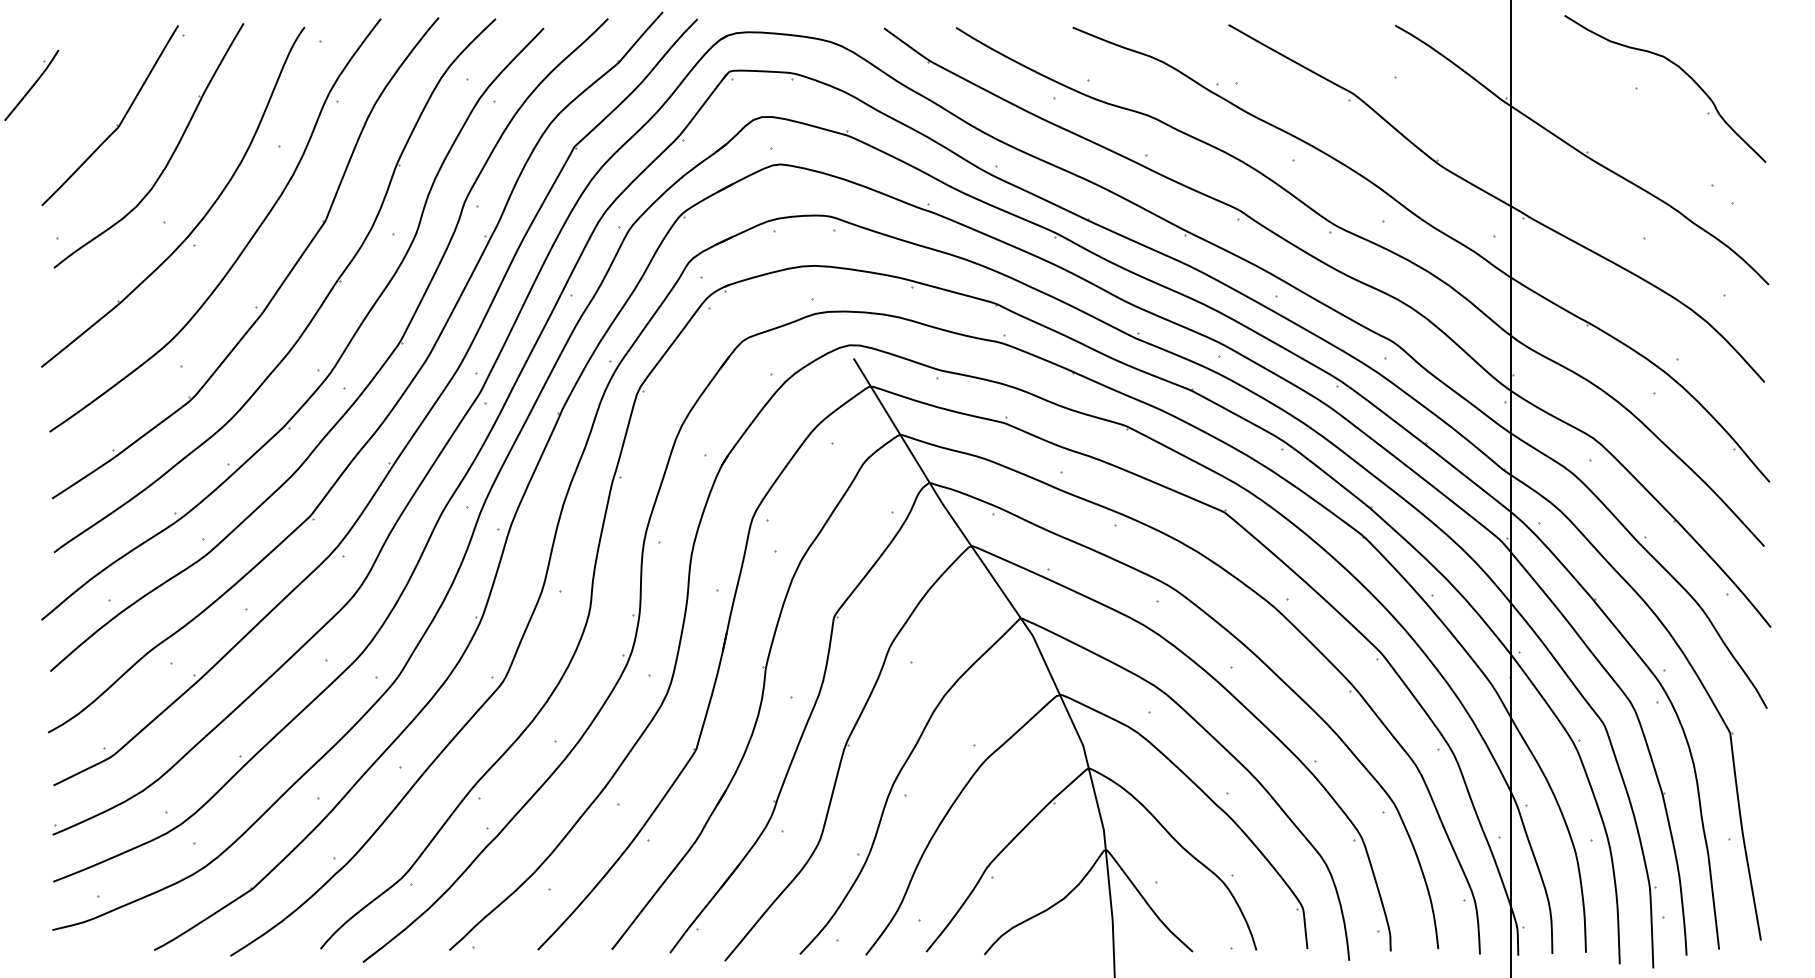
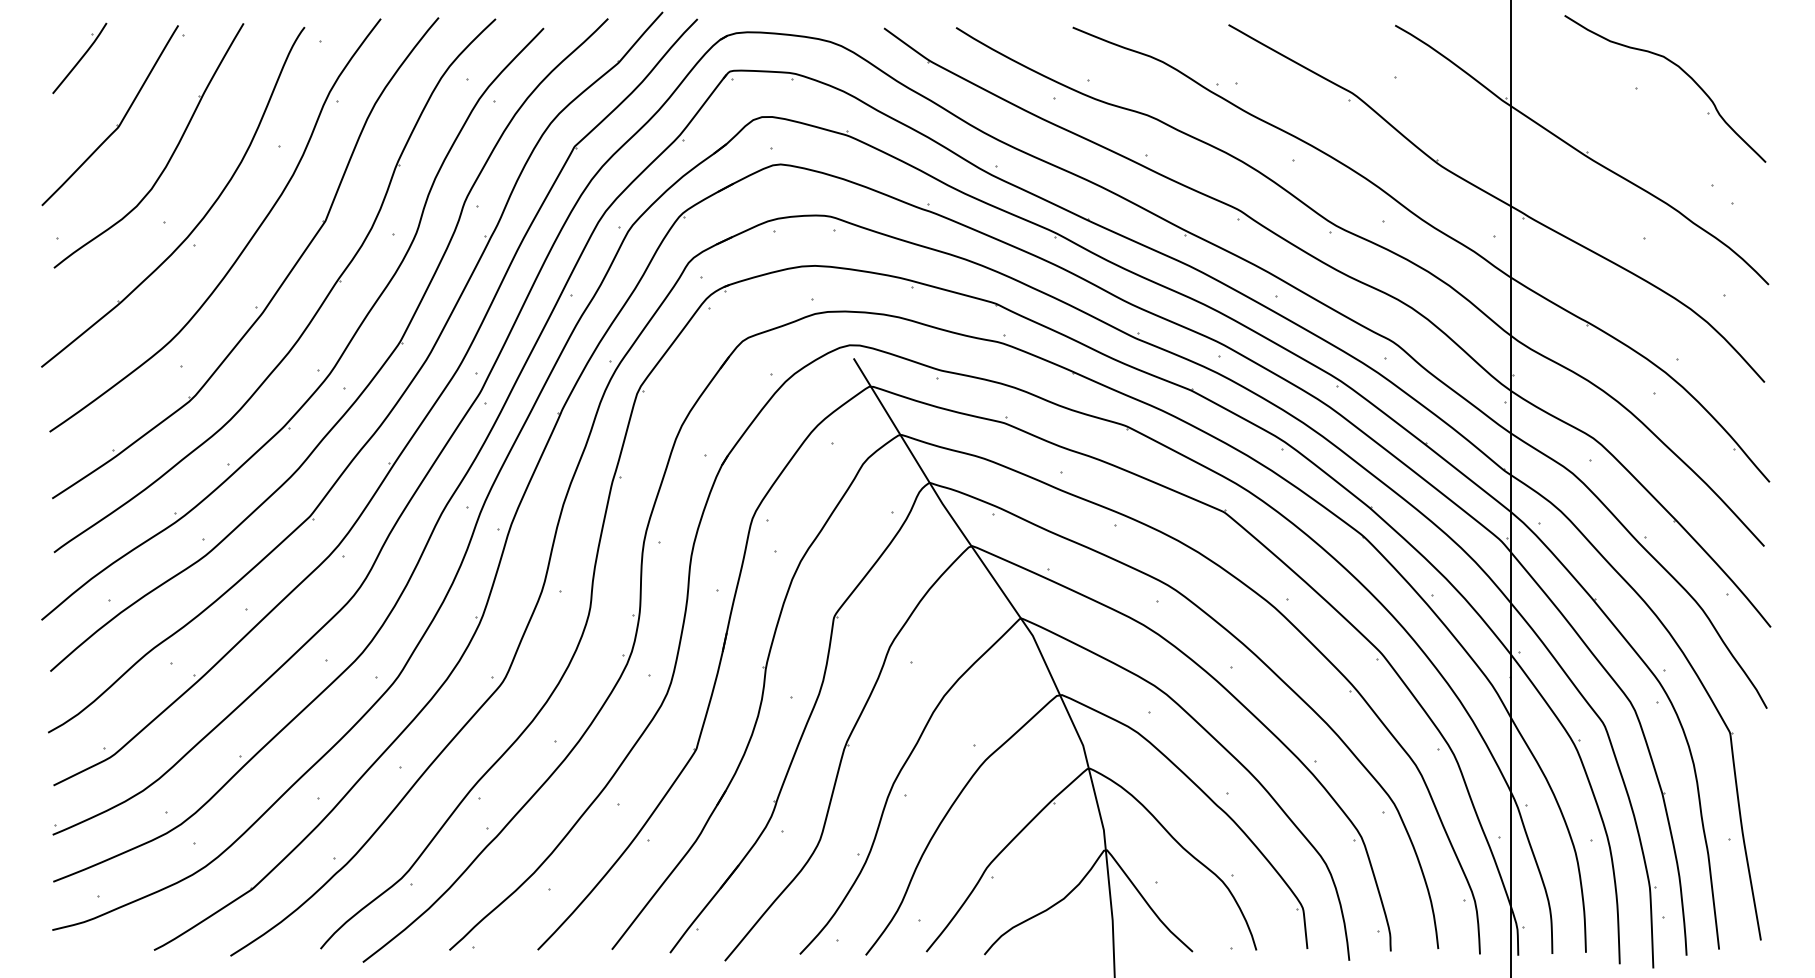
part position: (31, 85) -> (79, 58) (79, 58)
